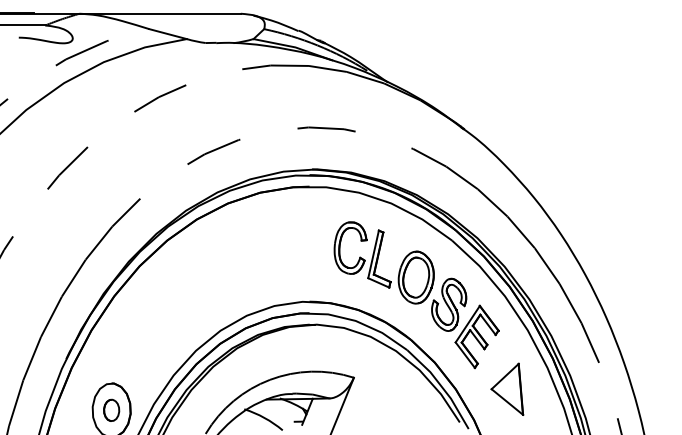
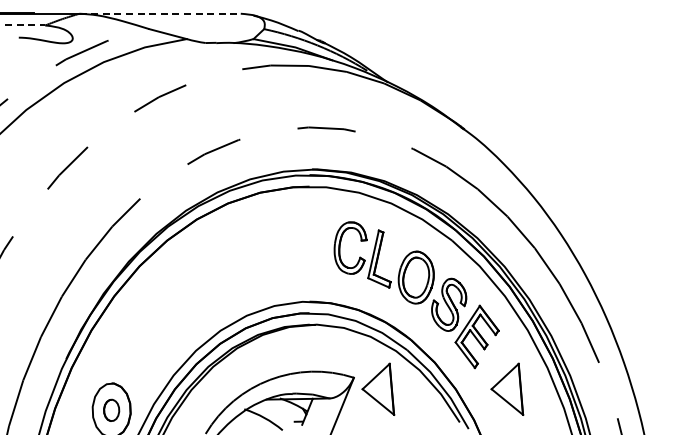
line: solid -> dashed (160, 13)
line: solid -> dashed (23, 25)
part: none -> present (378, 388)
